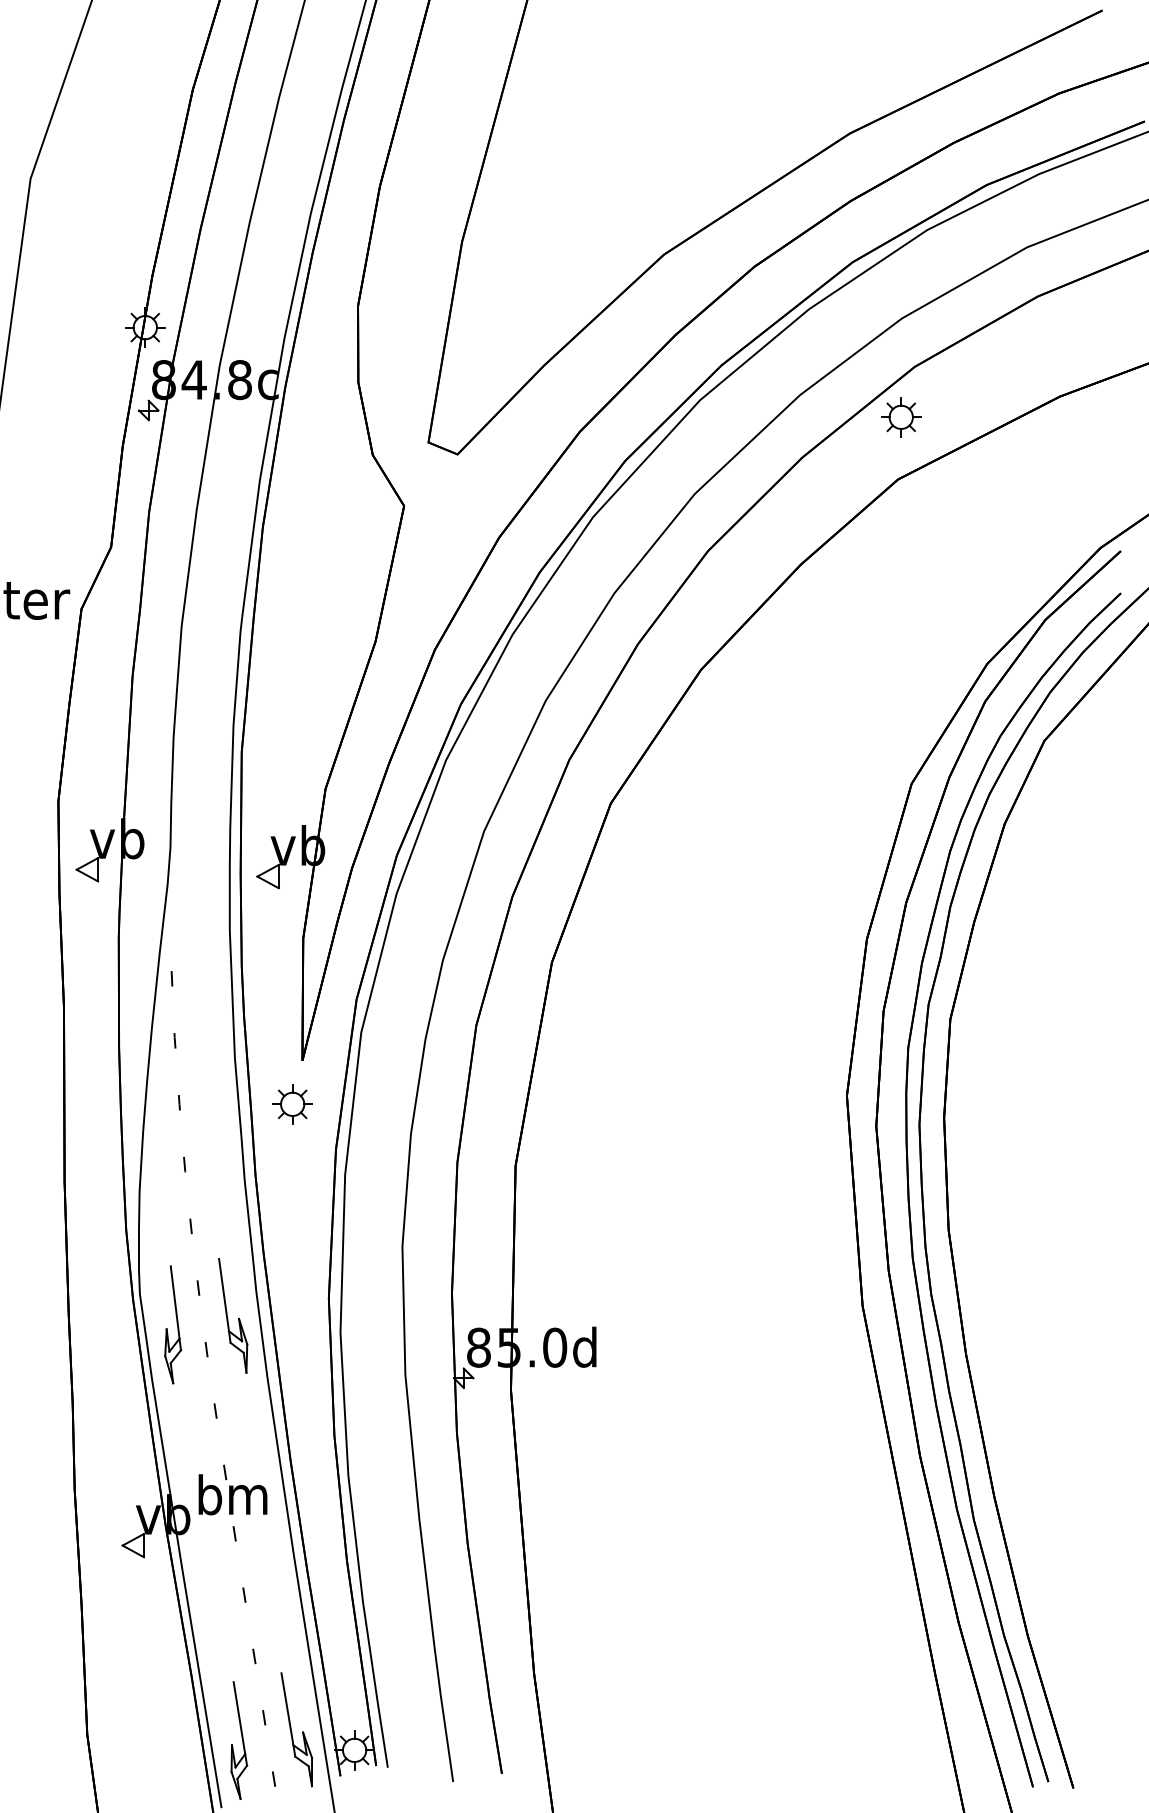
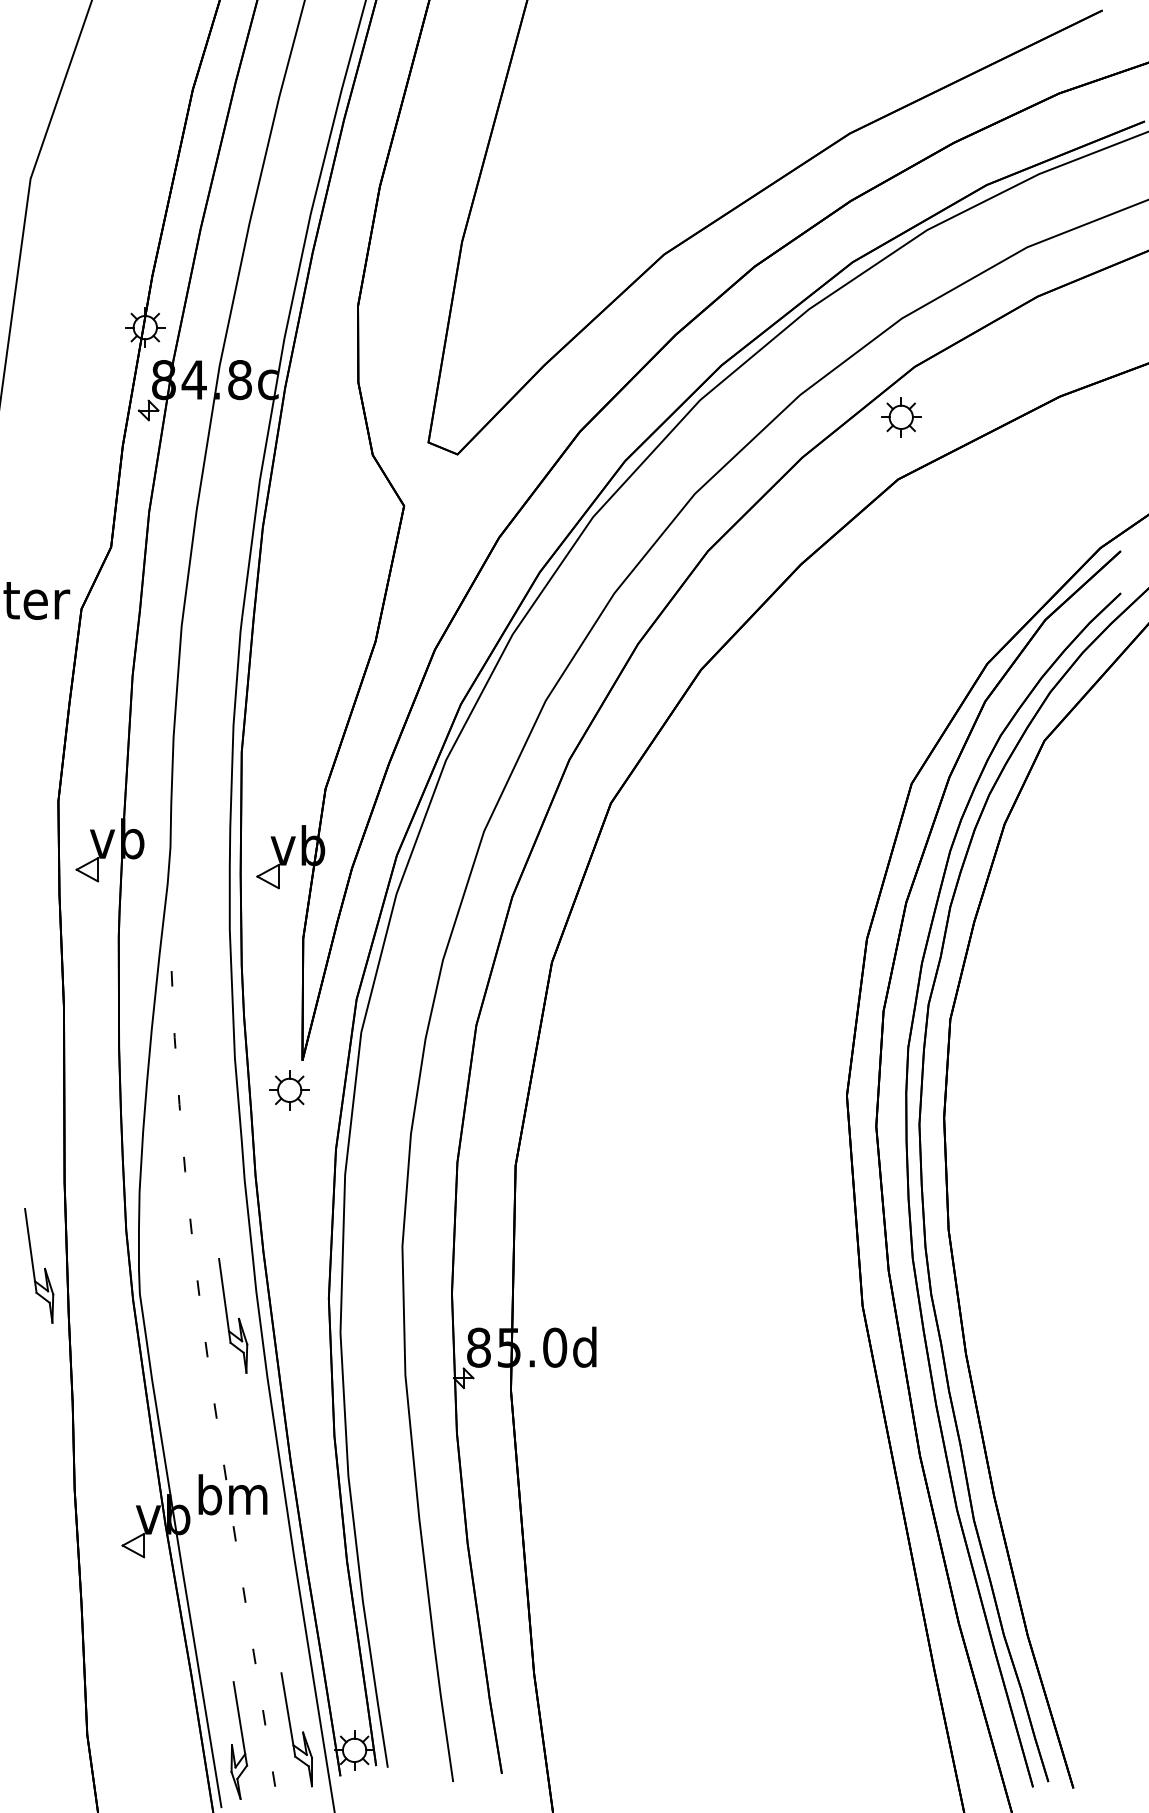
part position: (292, 1104) -> (289, 1090) (289, 1090)
part: none -> present (39, 1265)
part: present -> none (172, 1324)
